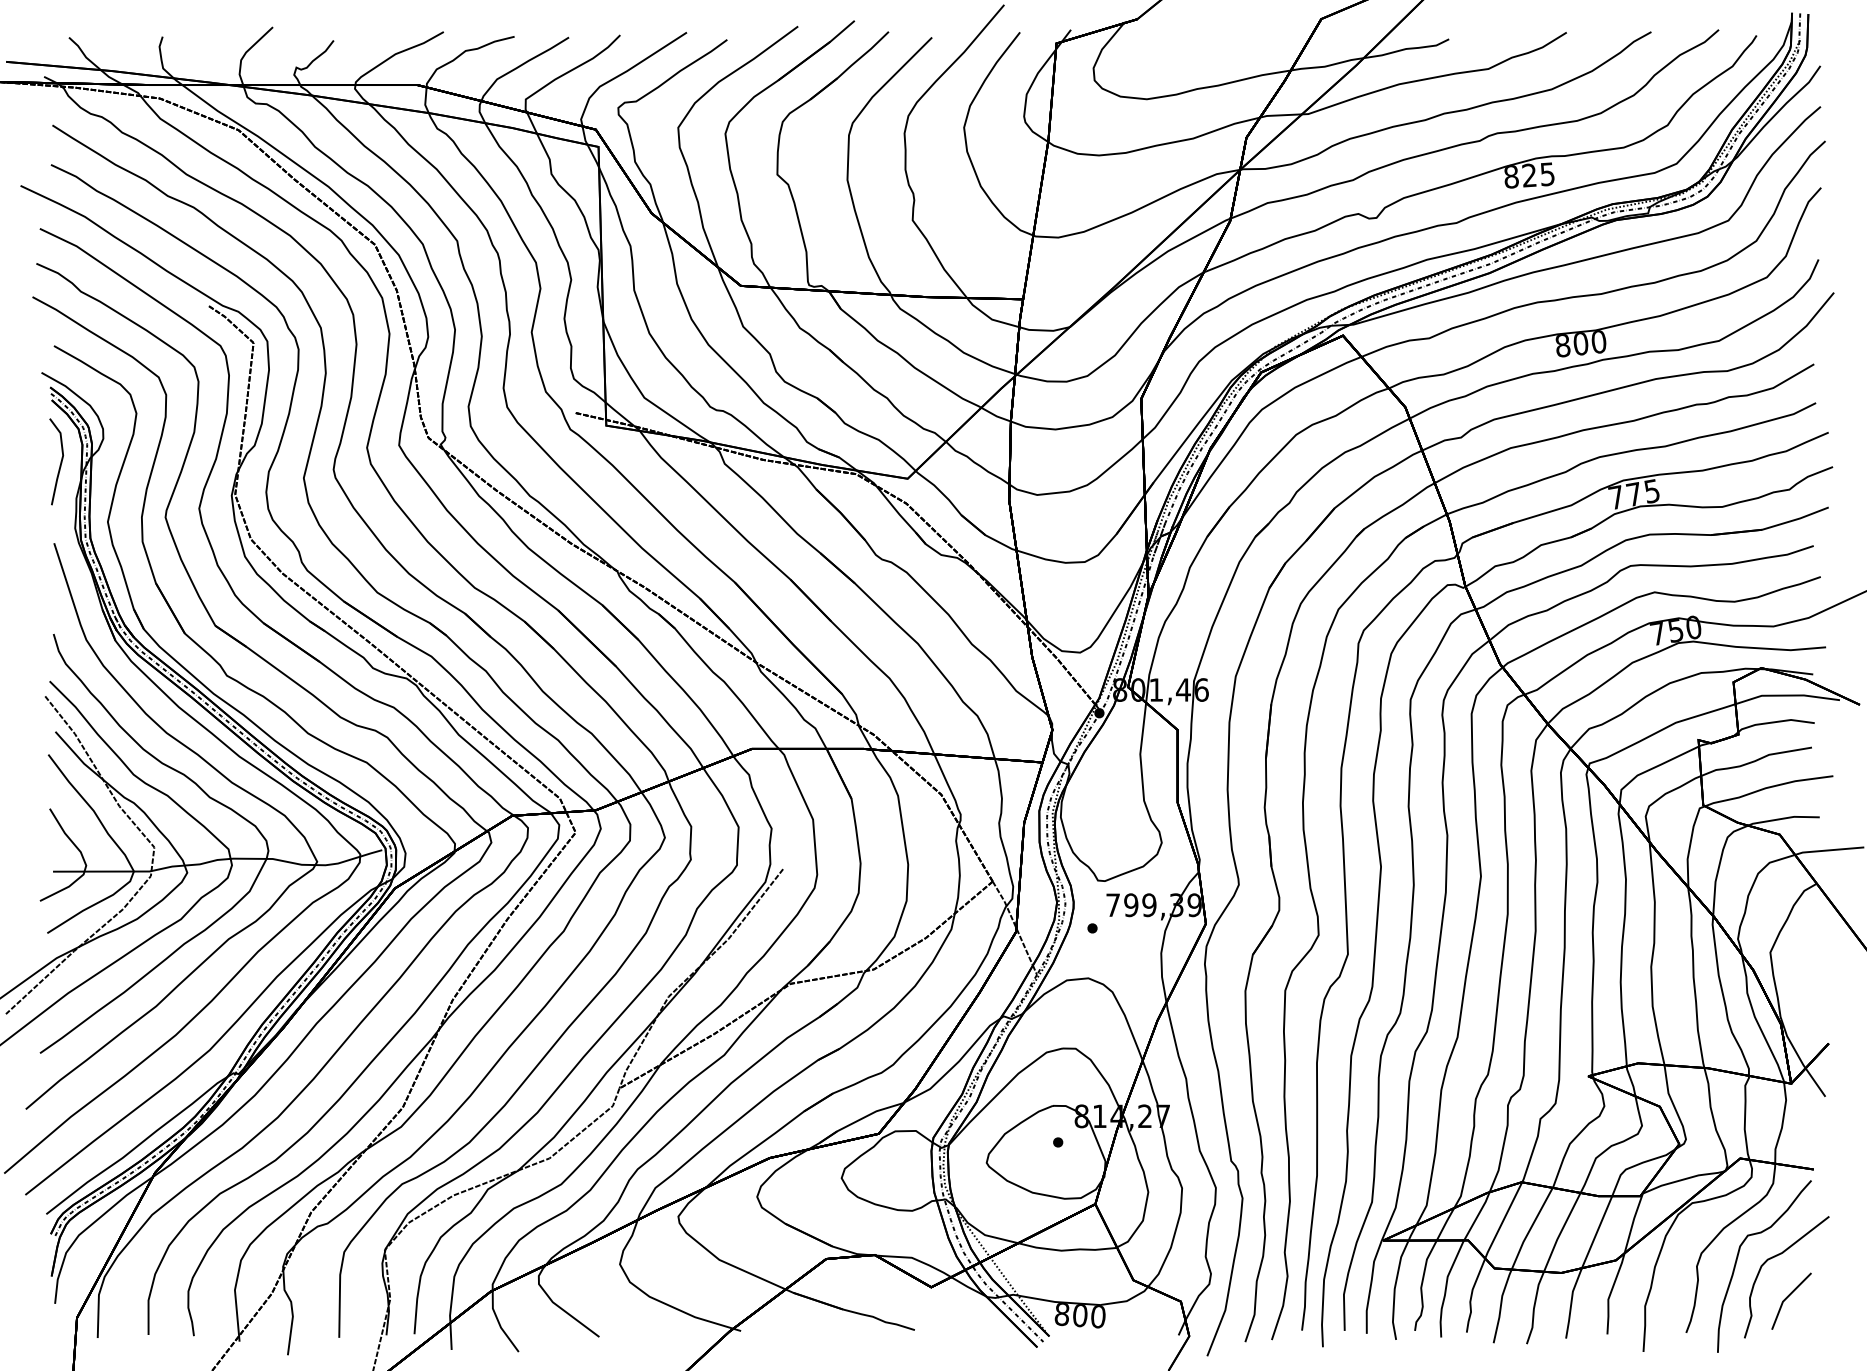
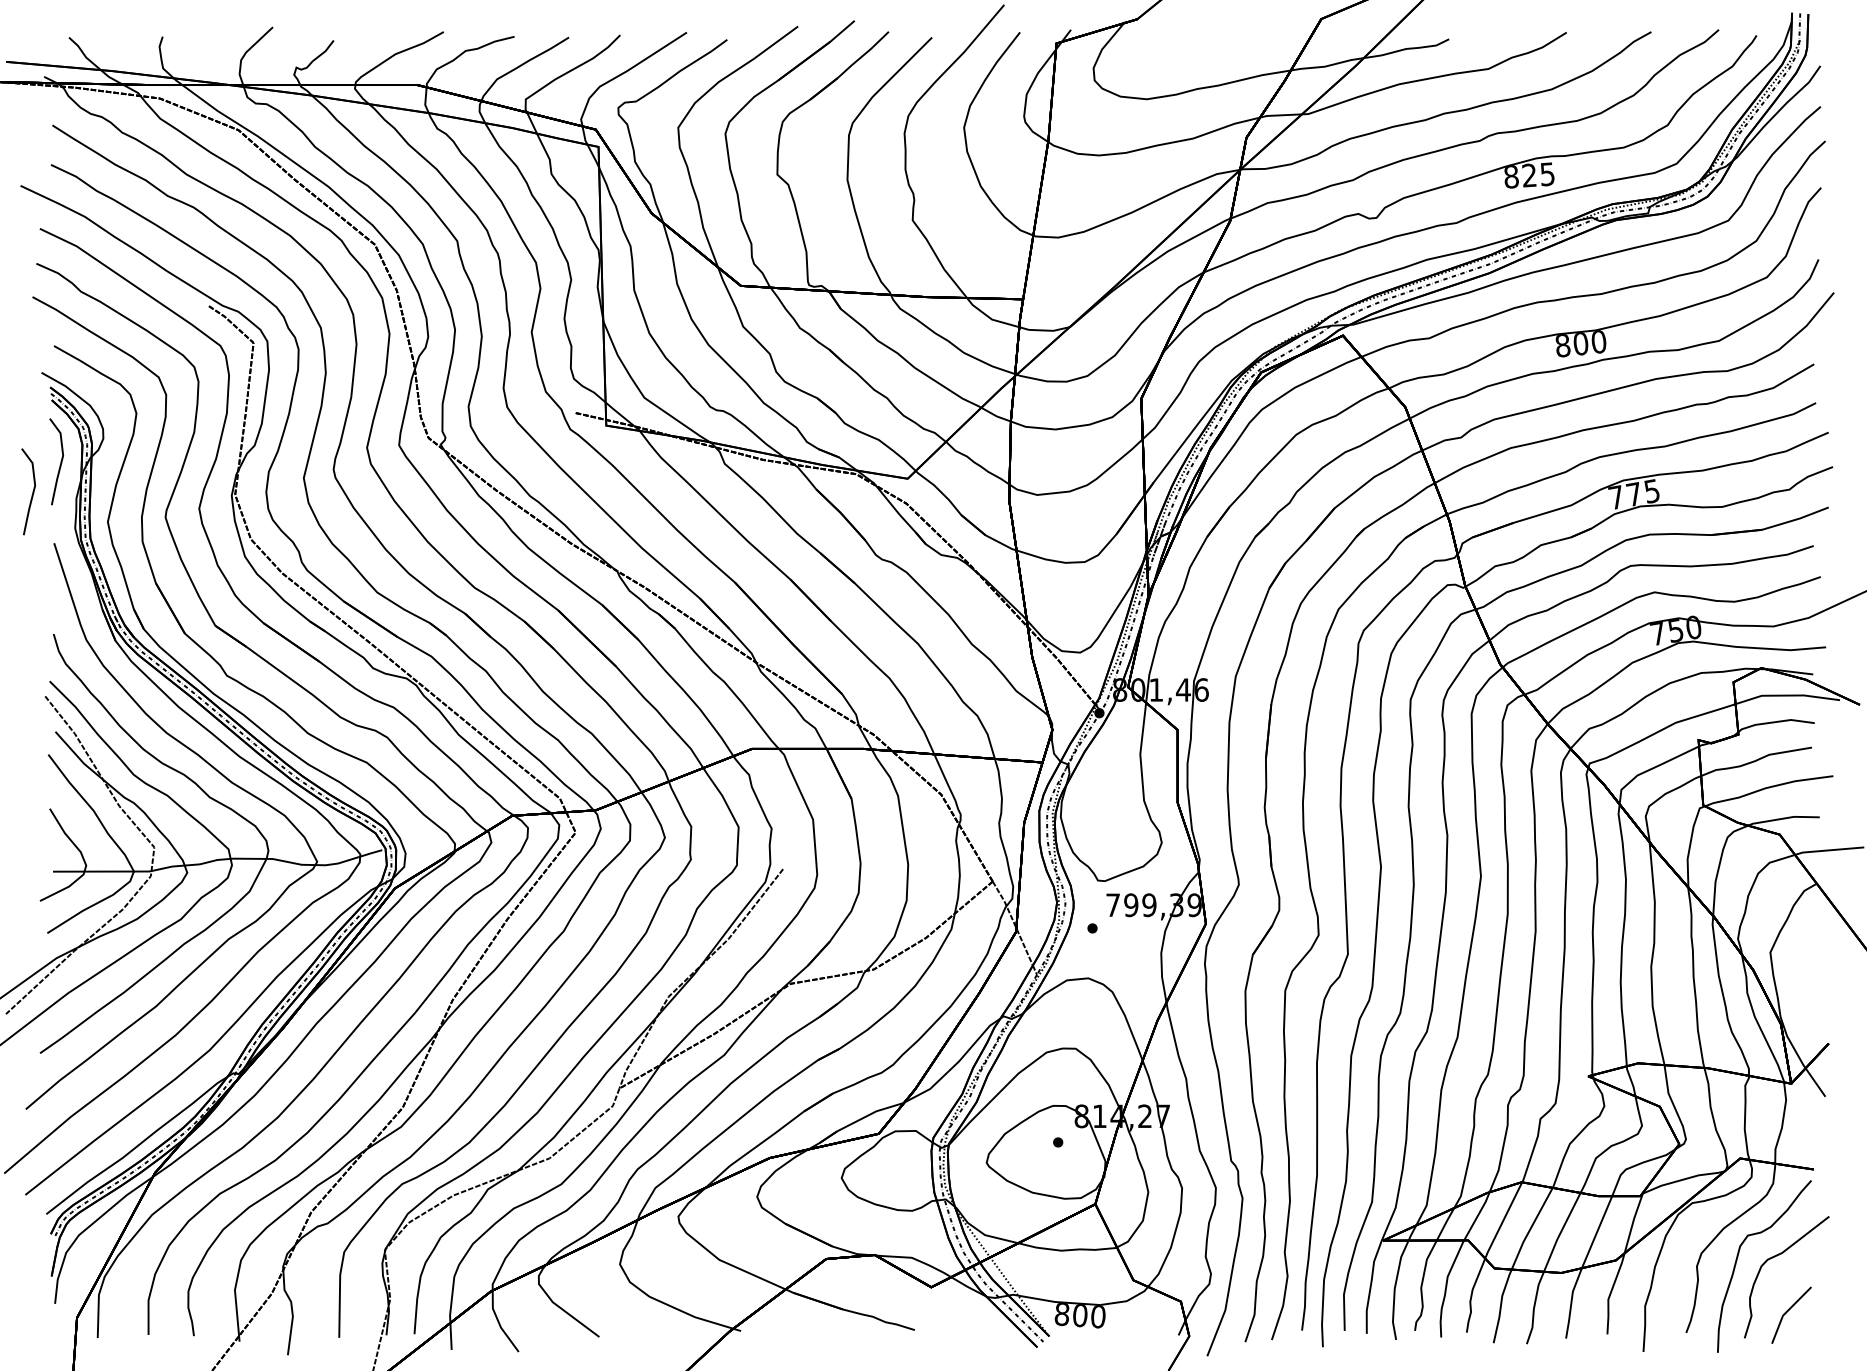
line: none -> present (32, 491)
line position: (1788, 1297) -> (1788, 1311) (1788, 1311)
